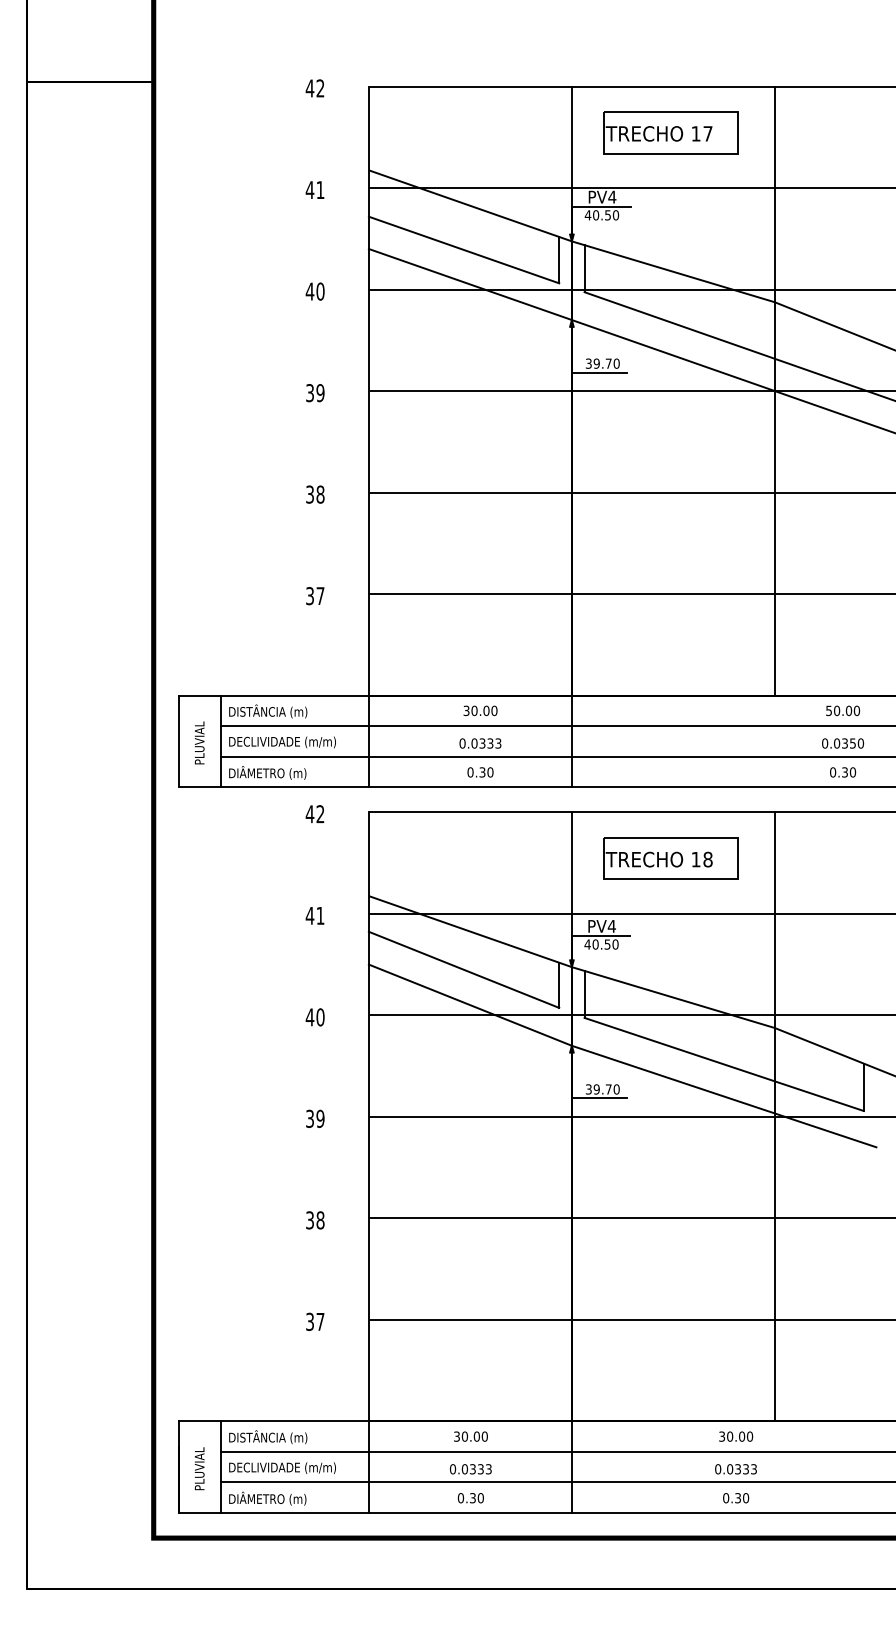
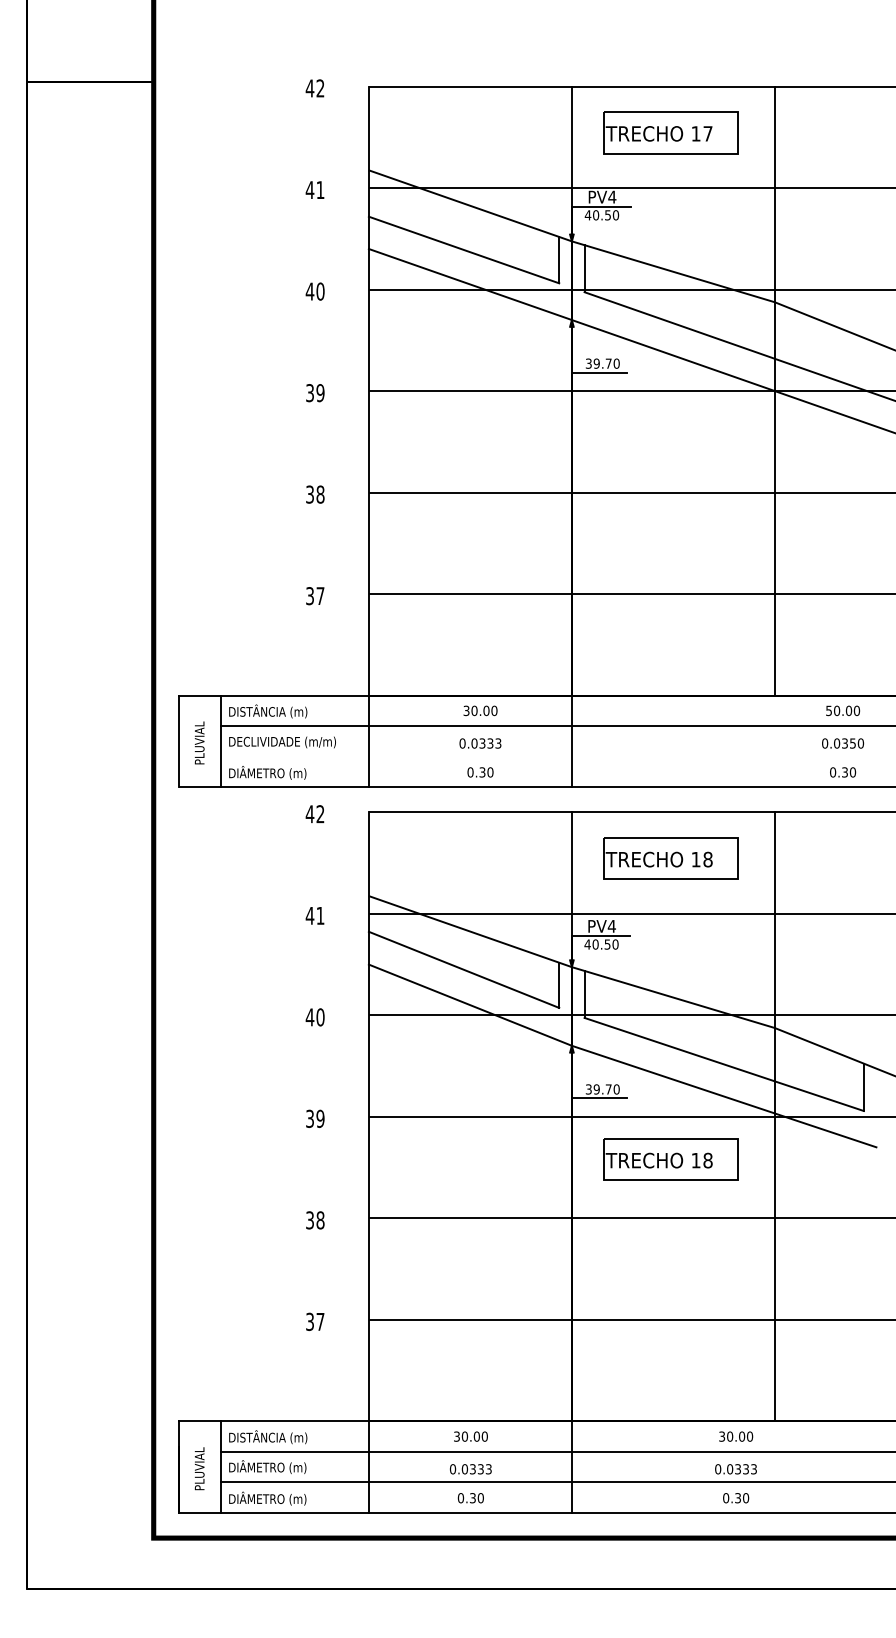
line: present -> none (556, 756)
part: none -> present (670, 1159)
text: DECLIVIDADE (m/m) -> DIÂMETRO (m) (286, 1467)
